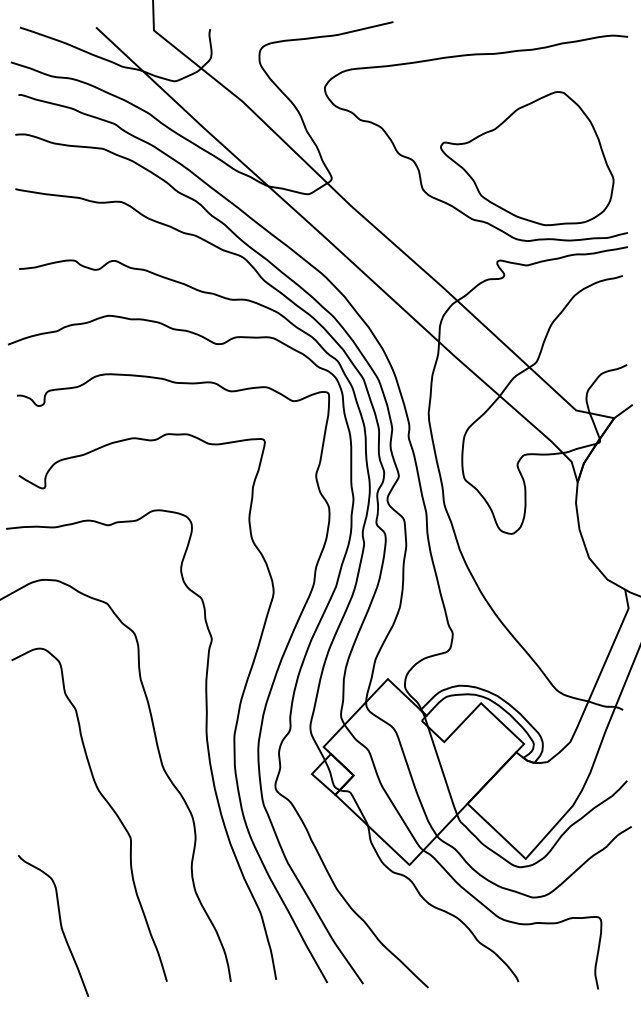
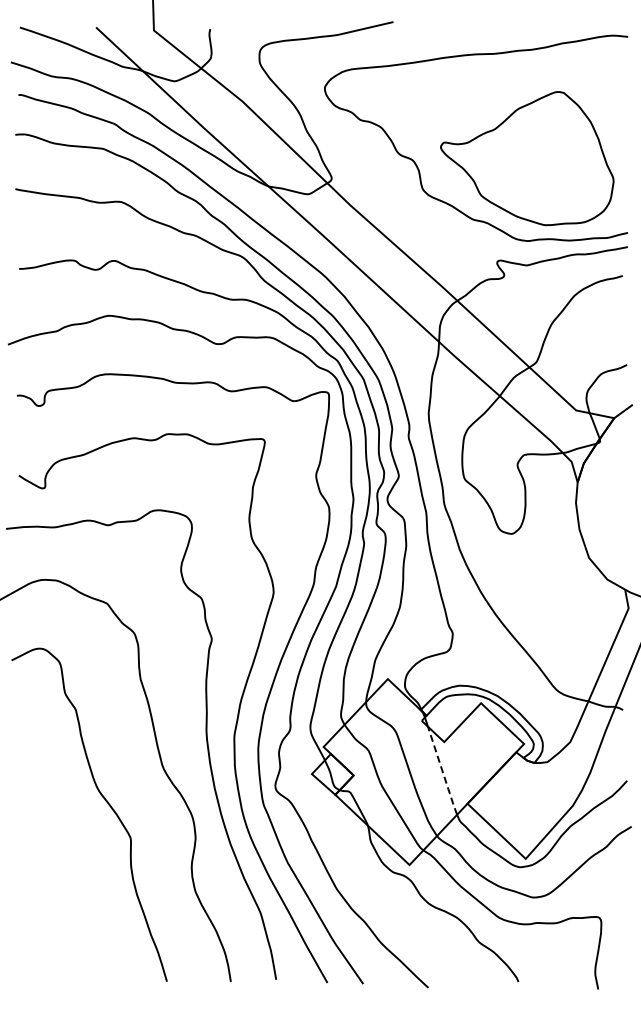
line: solid -> dashed (442, 771)
curve: present -> none (59, 922)
